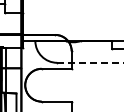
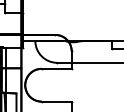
line: dashed -> solid (90, 62)
